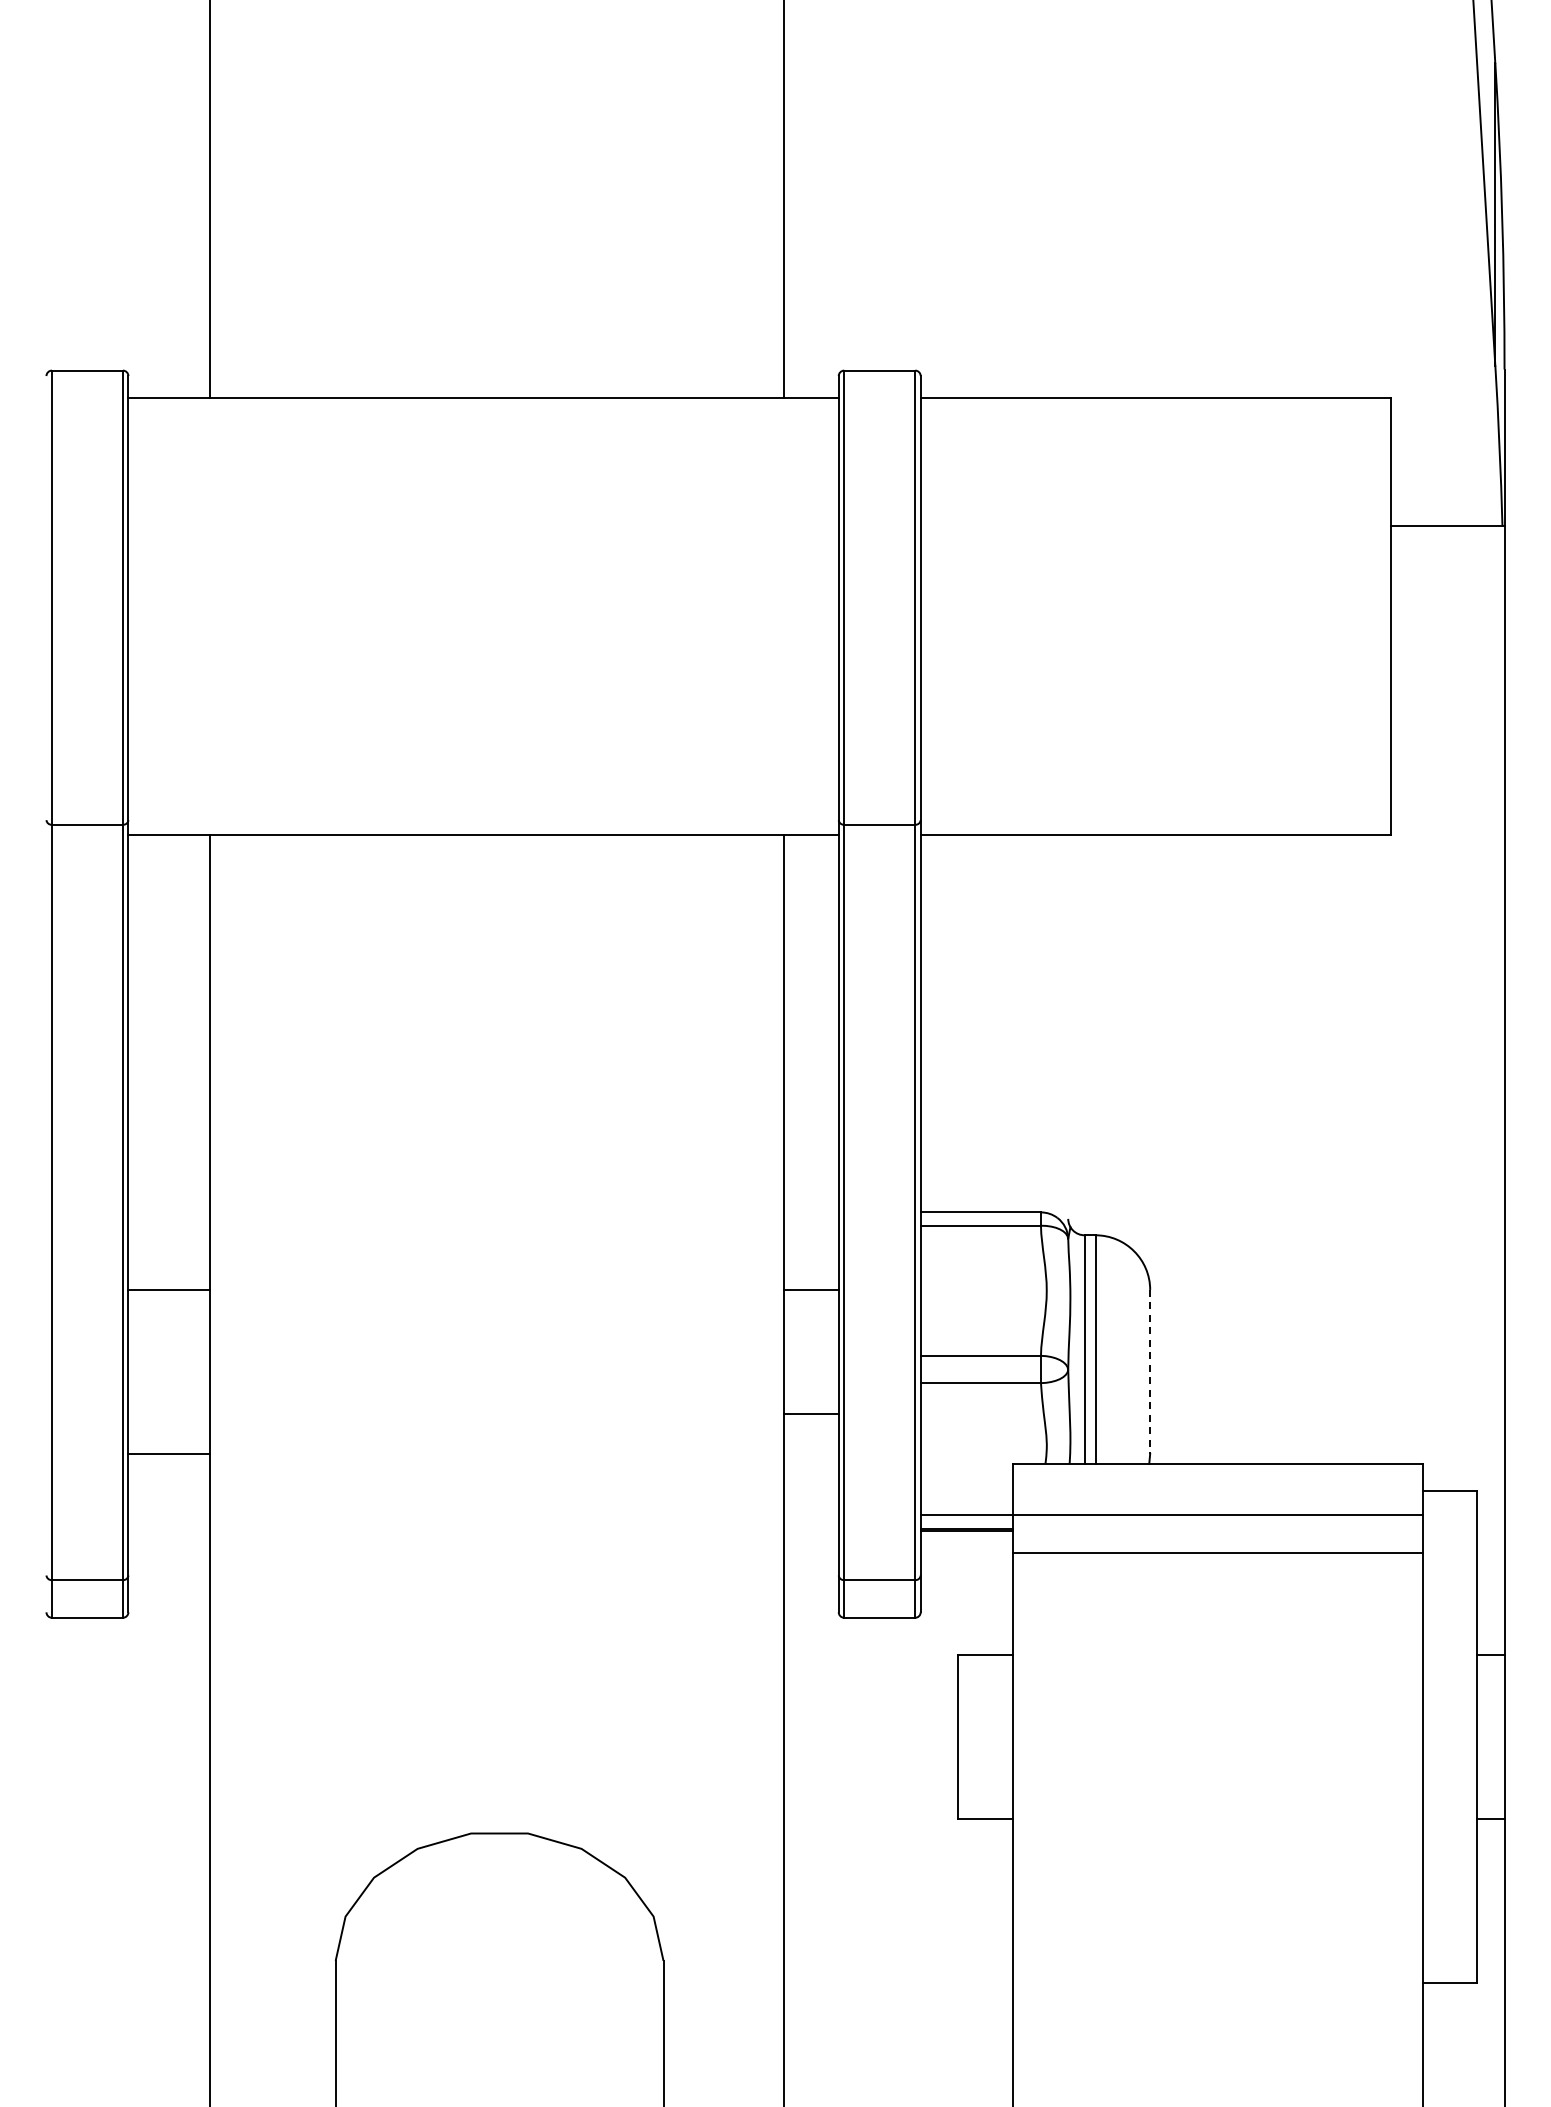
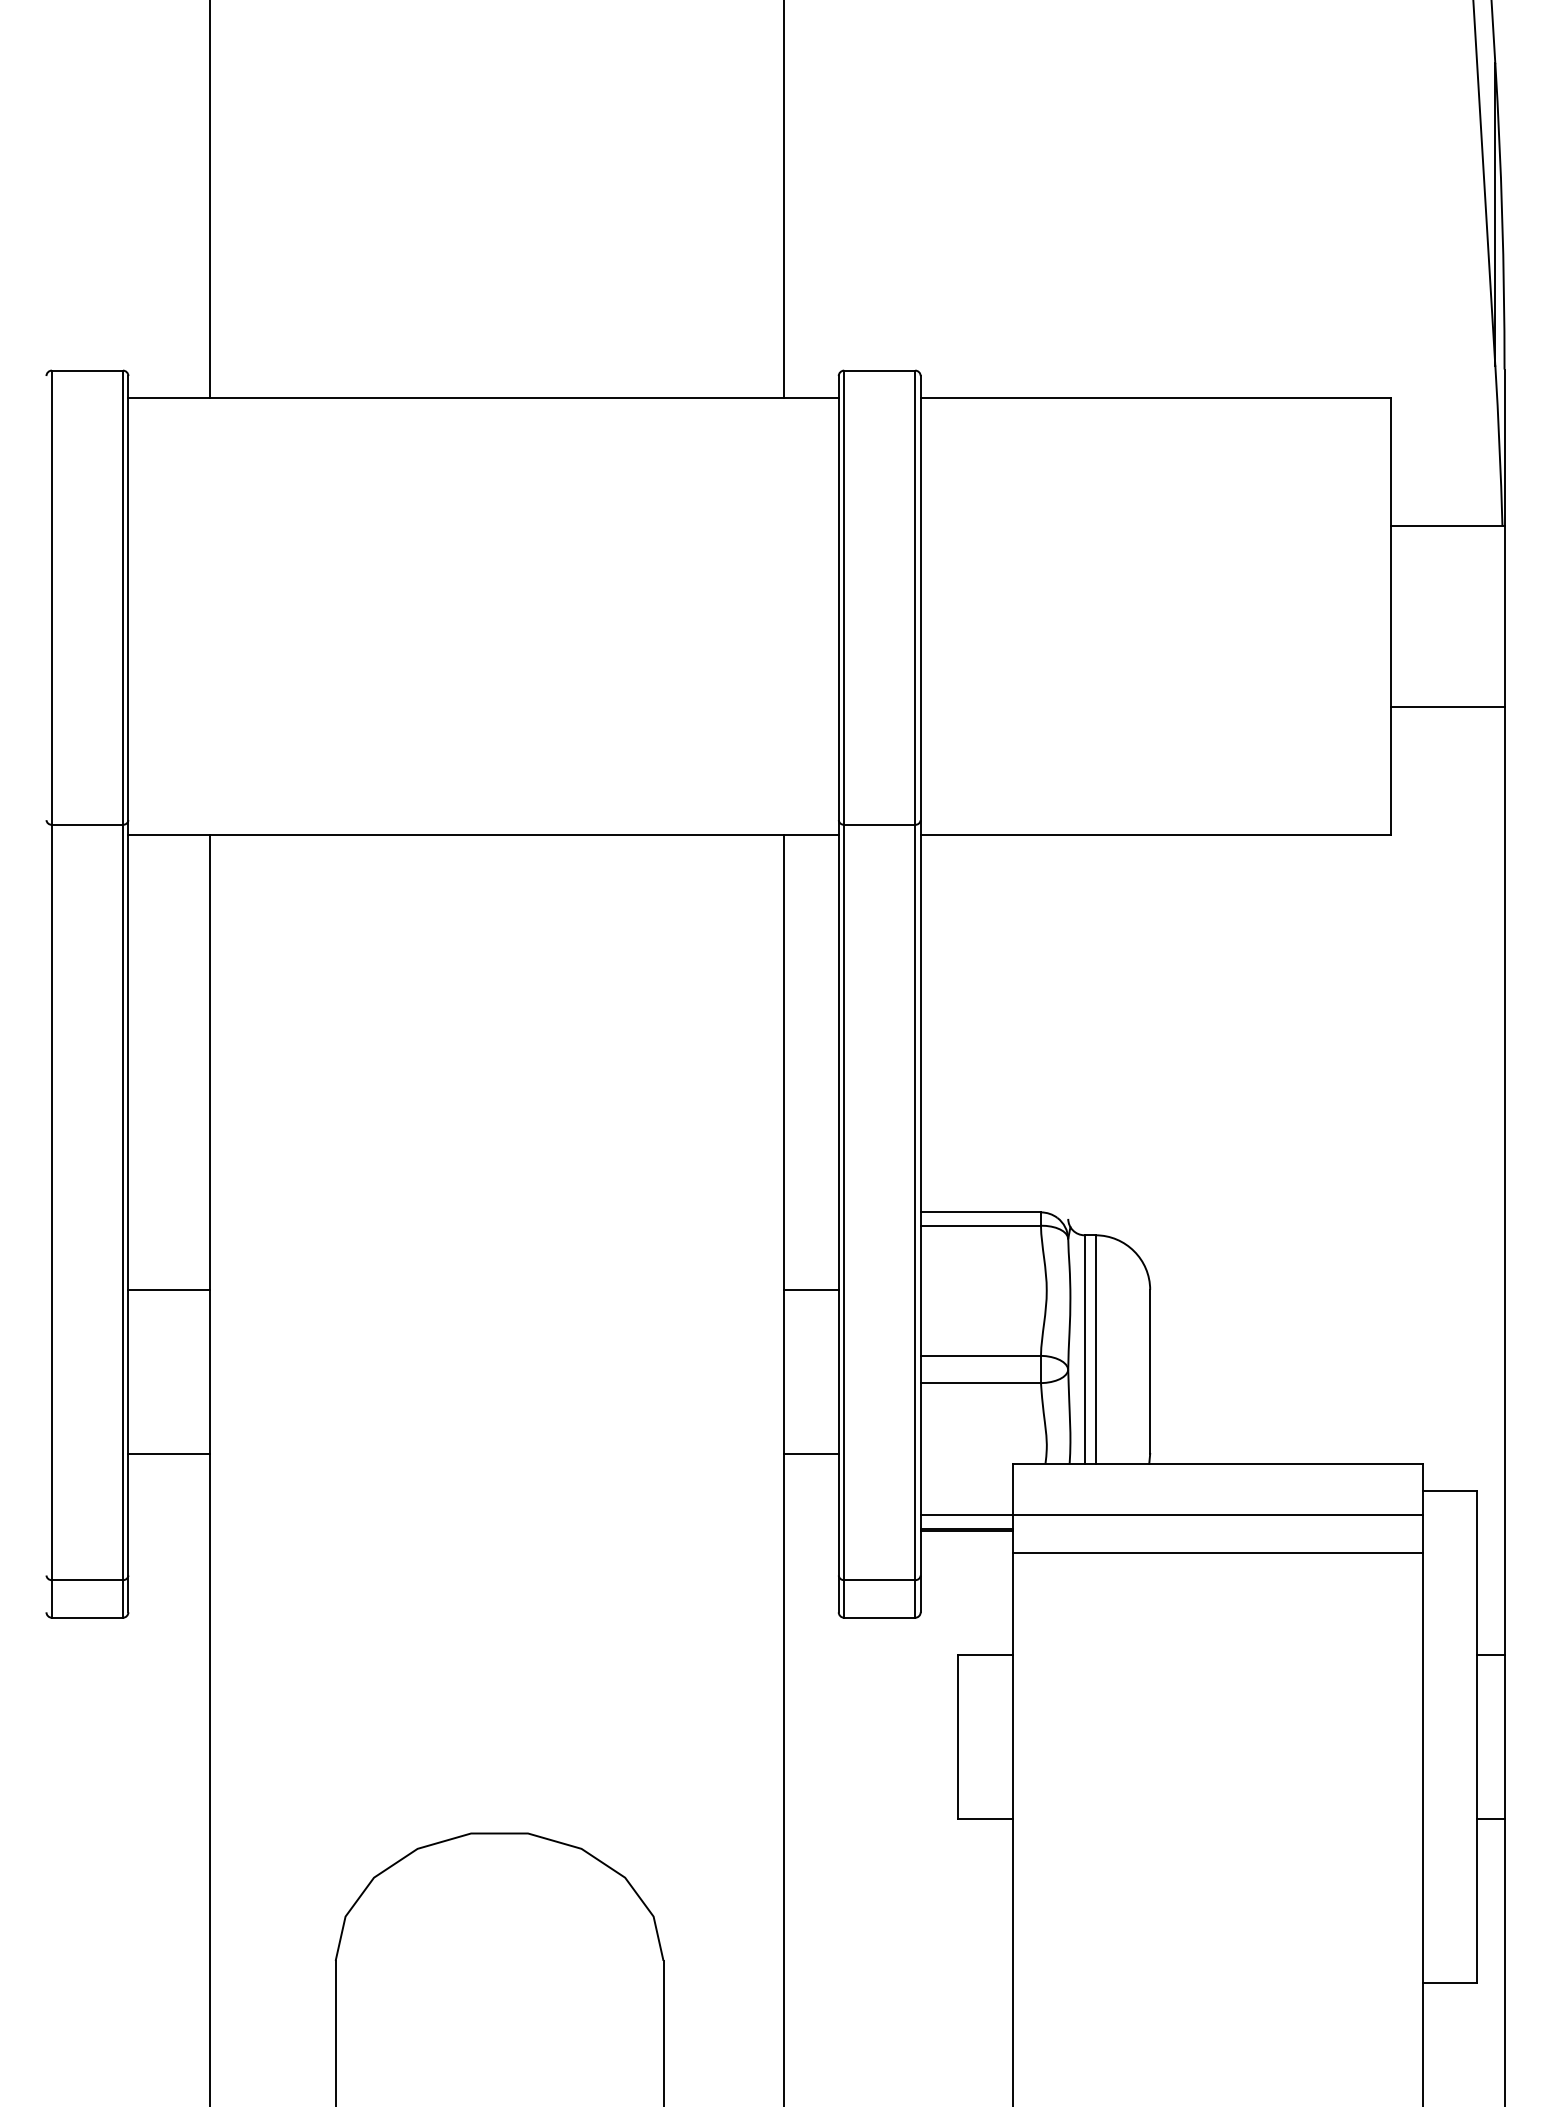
line: none -> present (1447, 706)
line: dashed -> solid (1150, 1371)
line position: (811, 1413) -> (811, 1453) (811, 1453)
